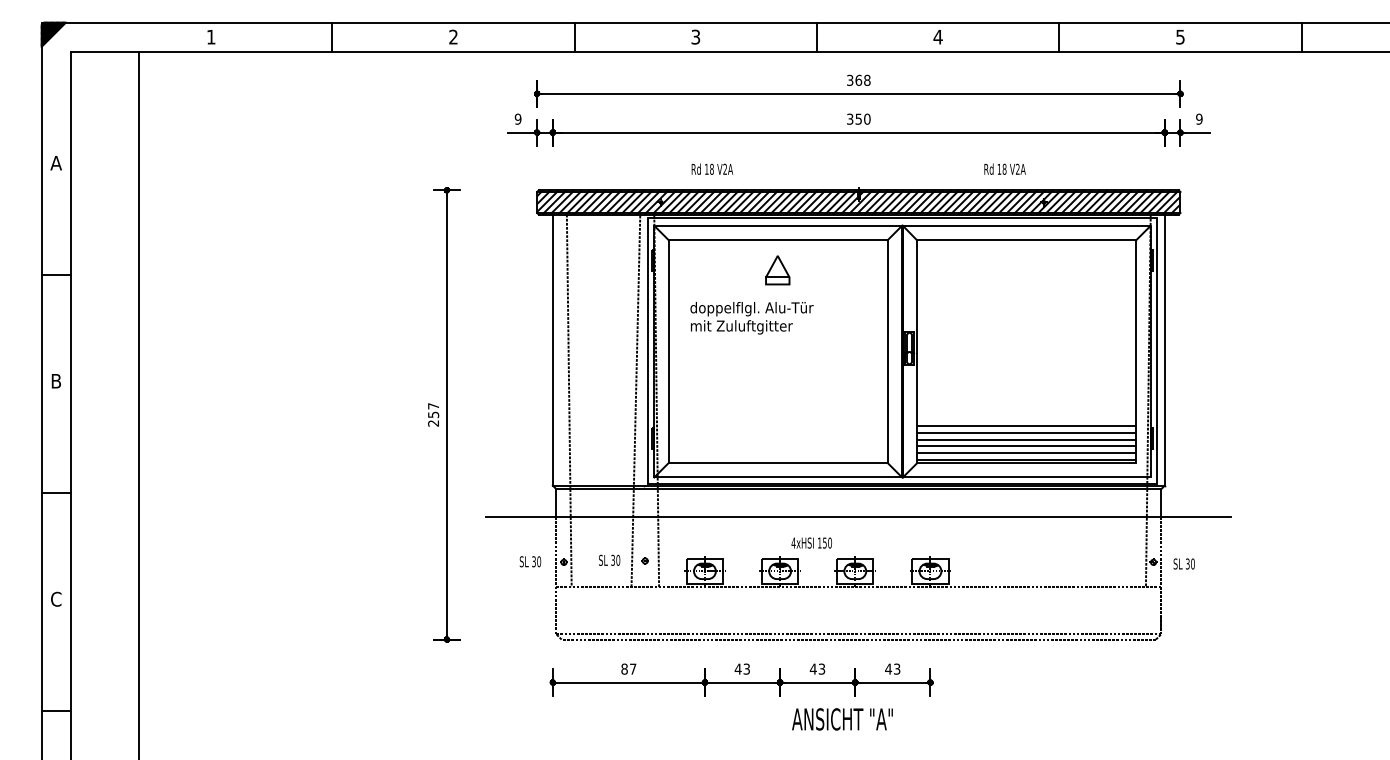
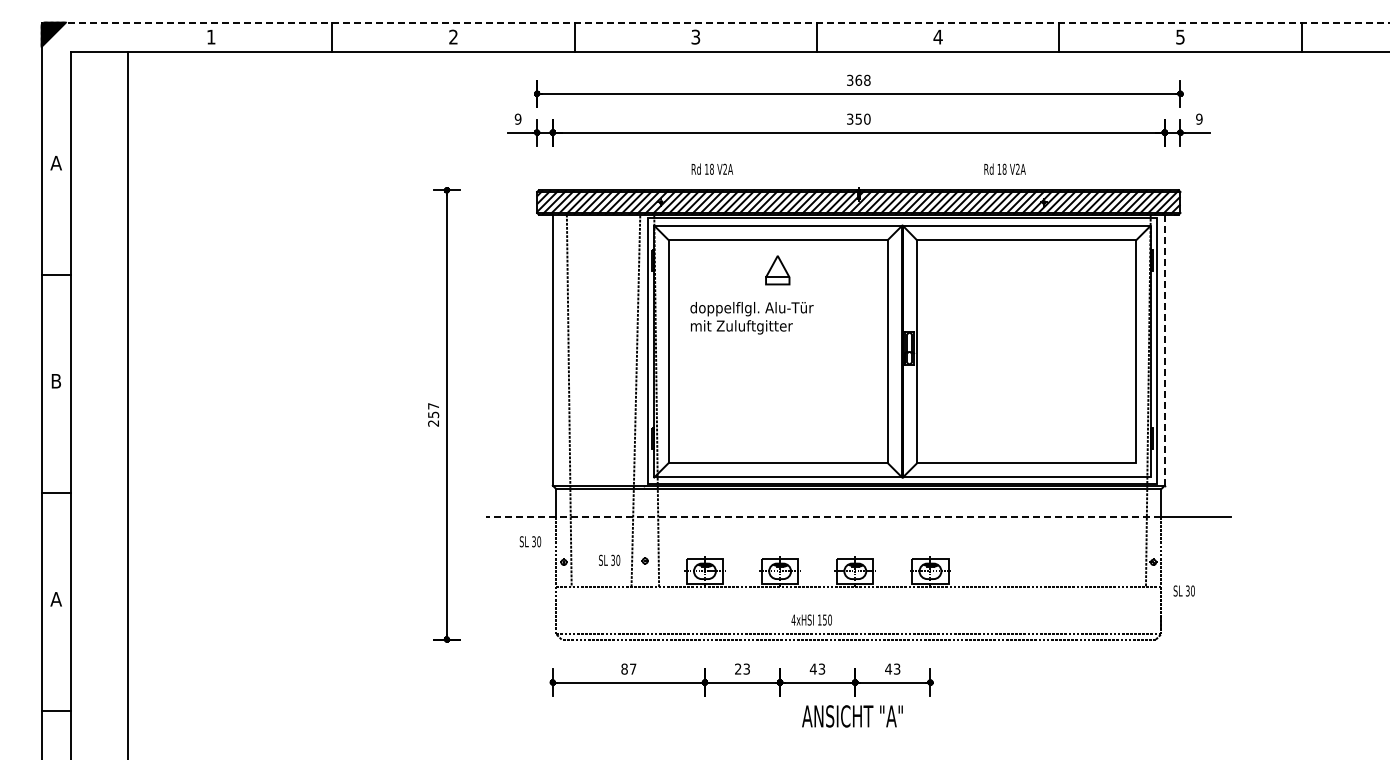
line: solid -> dashed (715, 22)
line: solid -> dashed (1164, 349)
line position: (138, 403) -> (127, 403) (127, 403)
hatch: present -> none (1026, 442)
line: solid -> dashed (823, 517)
text position: (811, 542) -> (811, 619) (811, 619)
text position: (530, 561) -> (530, 541) (530, 541)
text position: (1183, 563) -> (1183, 590) (1183, 590)
text: C -> A (55, 598)
text: 43 -> 23 (737, 668)
text position: (842, 719) -> (852, 716) (852, 716)
